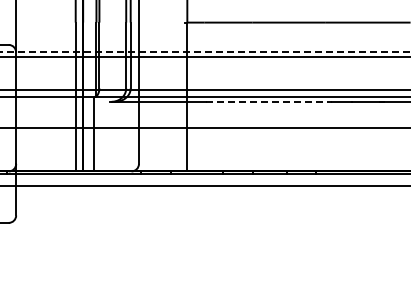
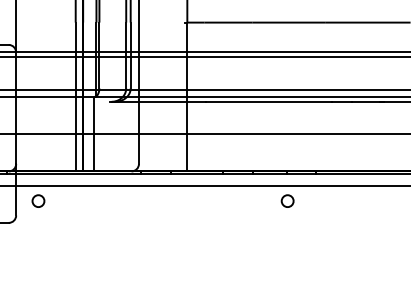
line: dashed -> solid (205, 52)
line: dashed -> solid (269, 101)
line position: (204, 128) -> (204, 134) (204, 134)
circle: none -> present (38, 200)
circle: none -> present (287, 200)
